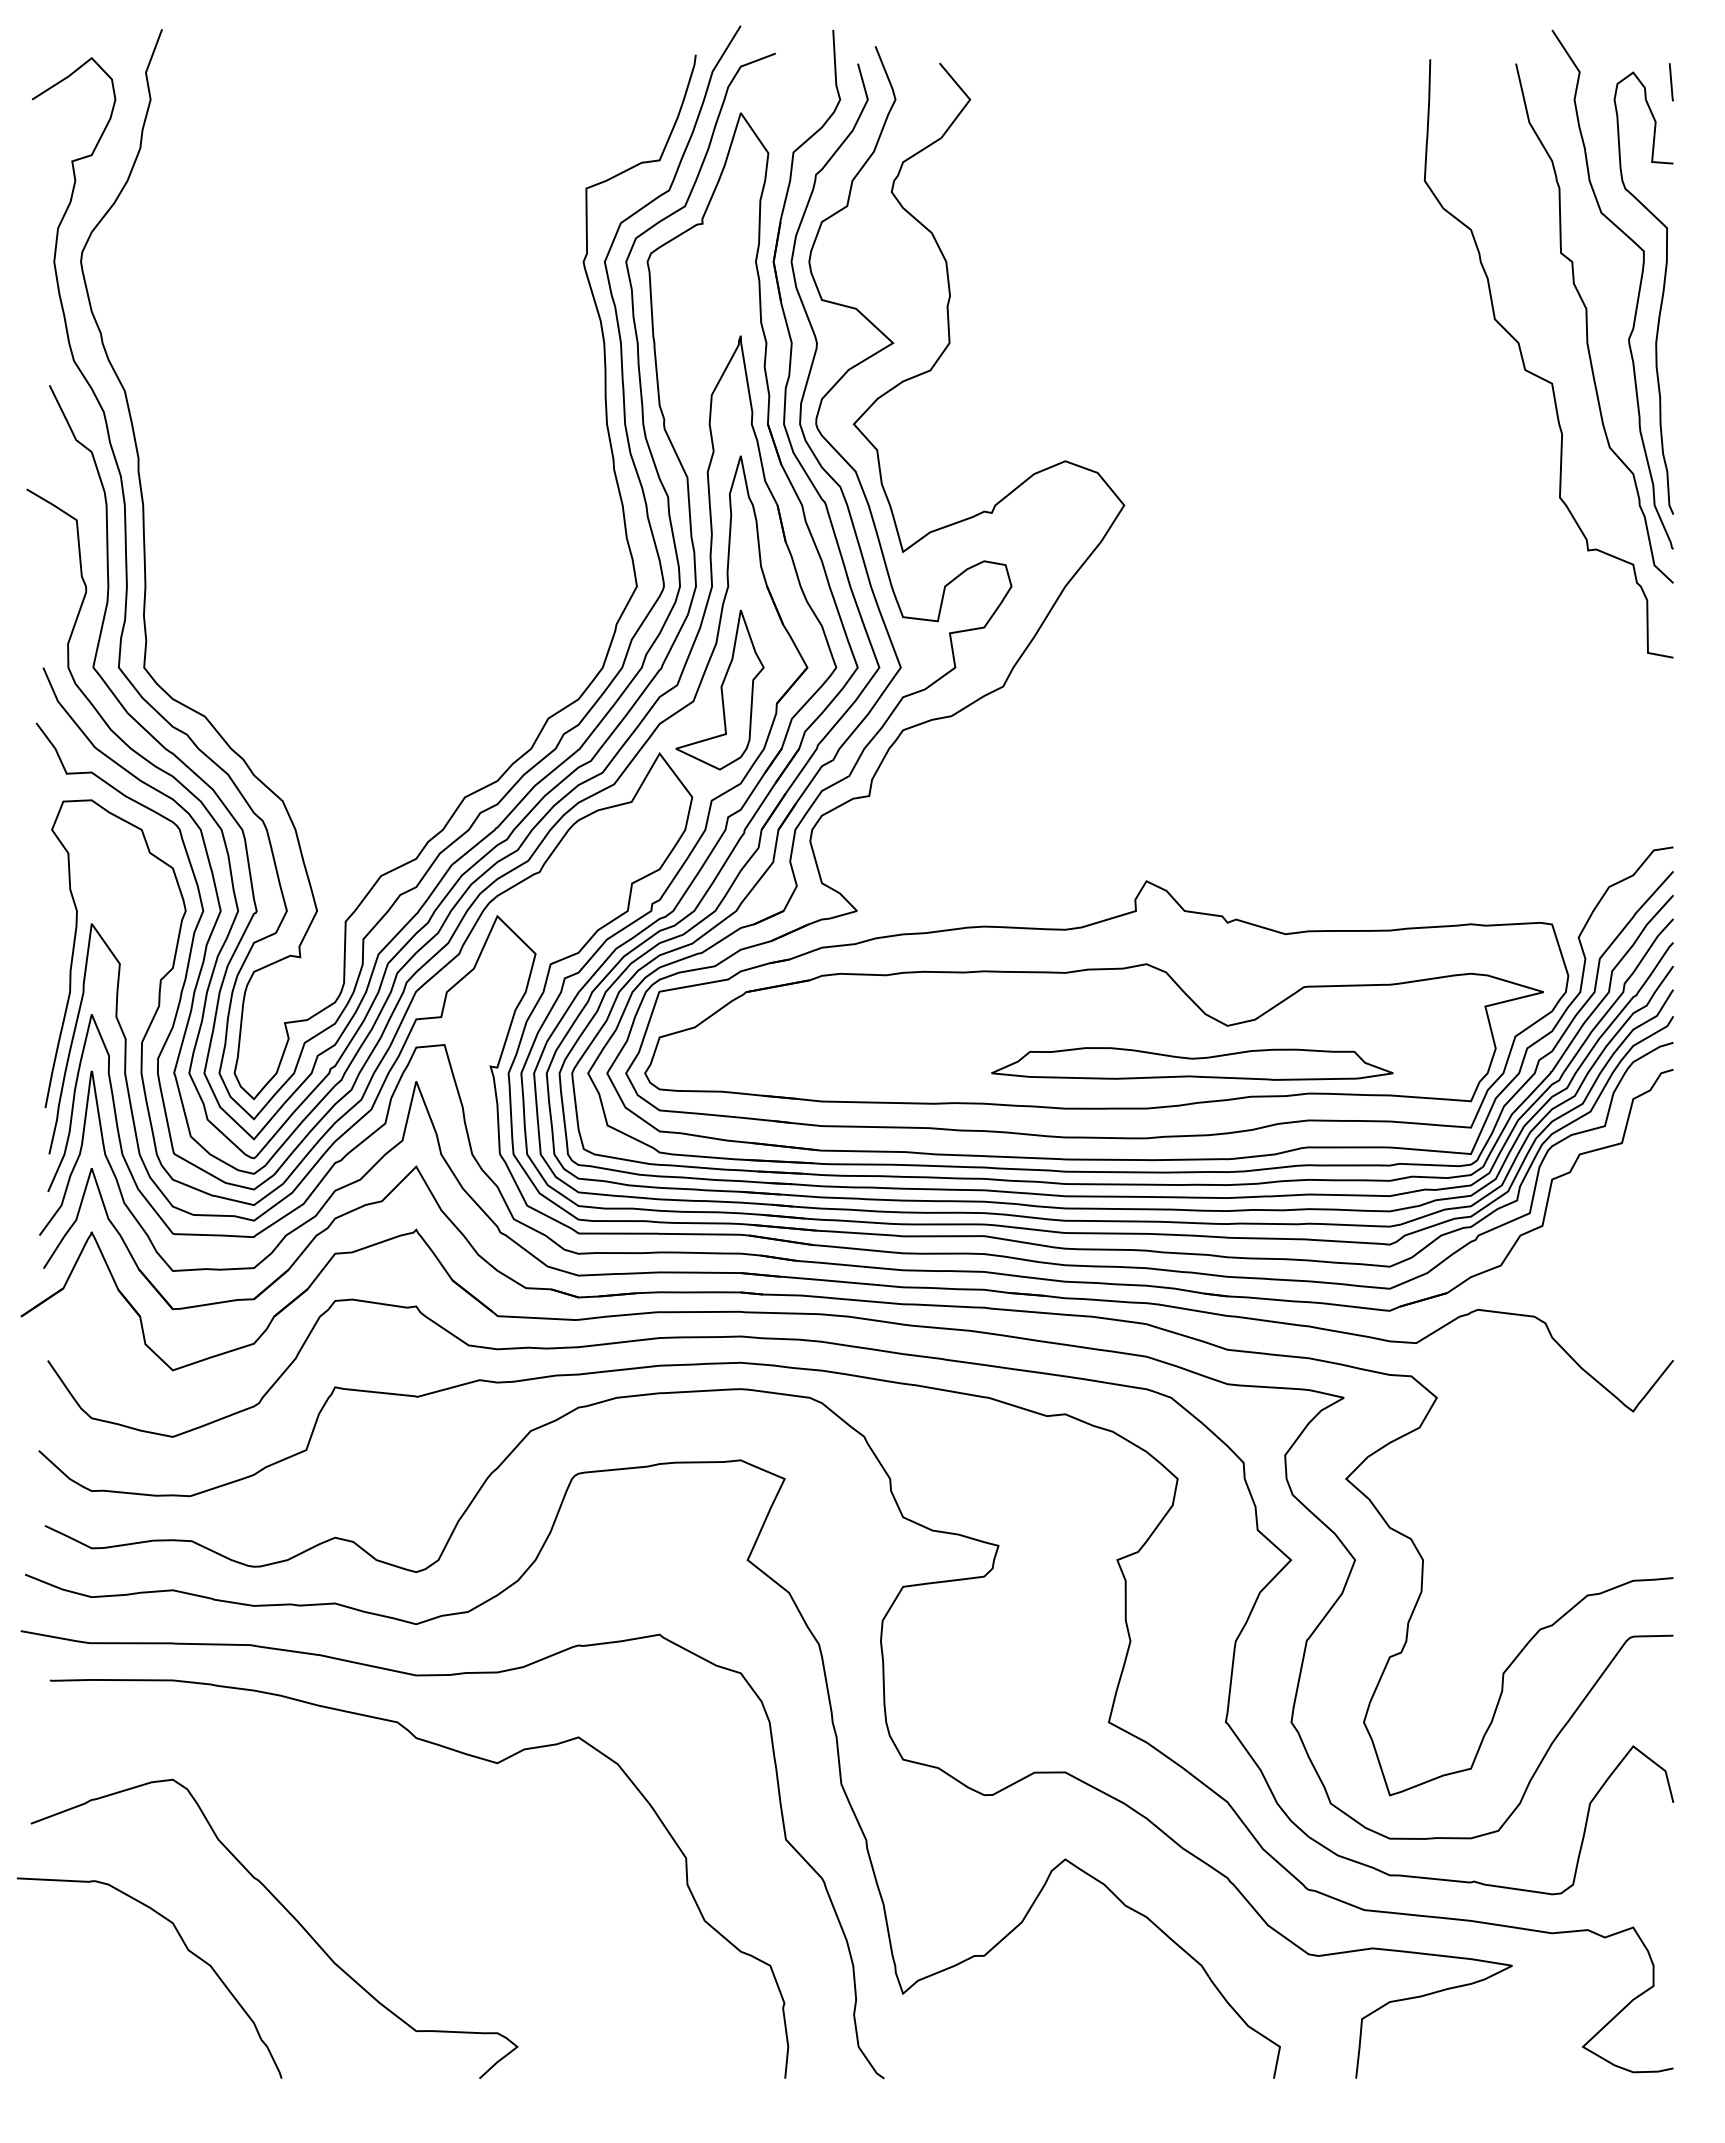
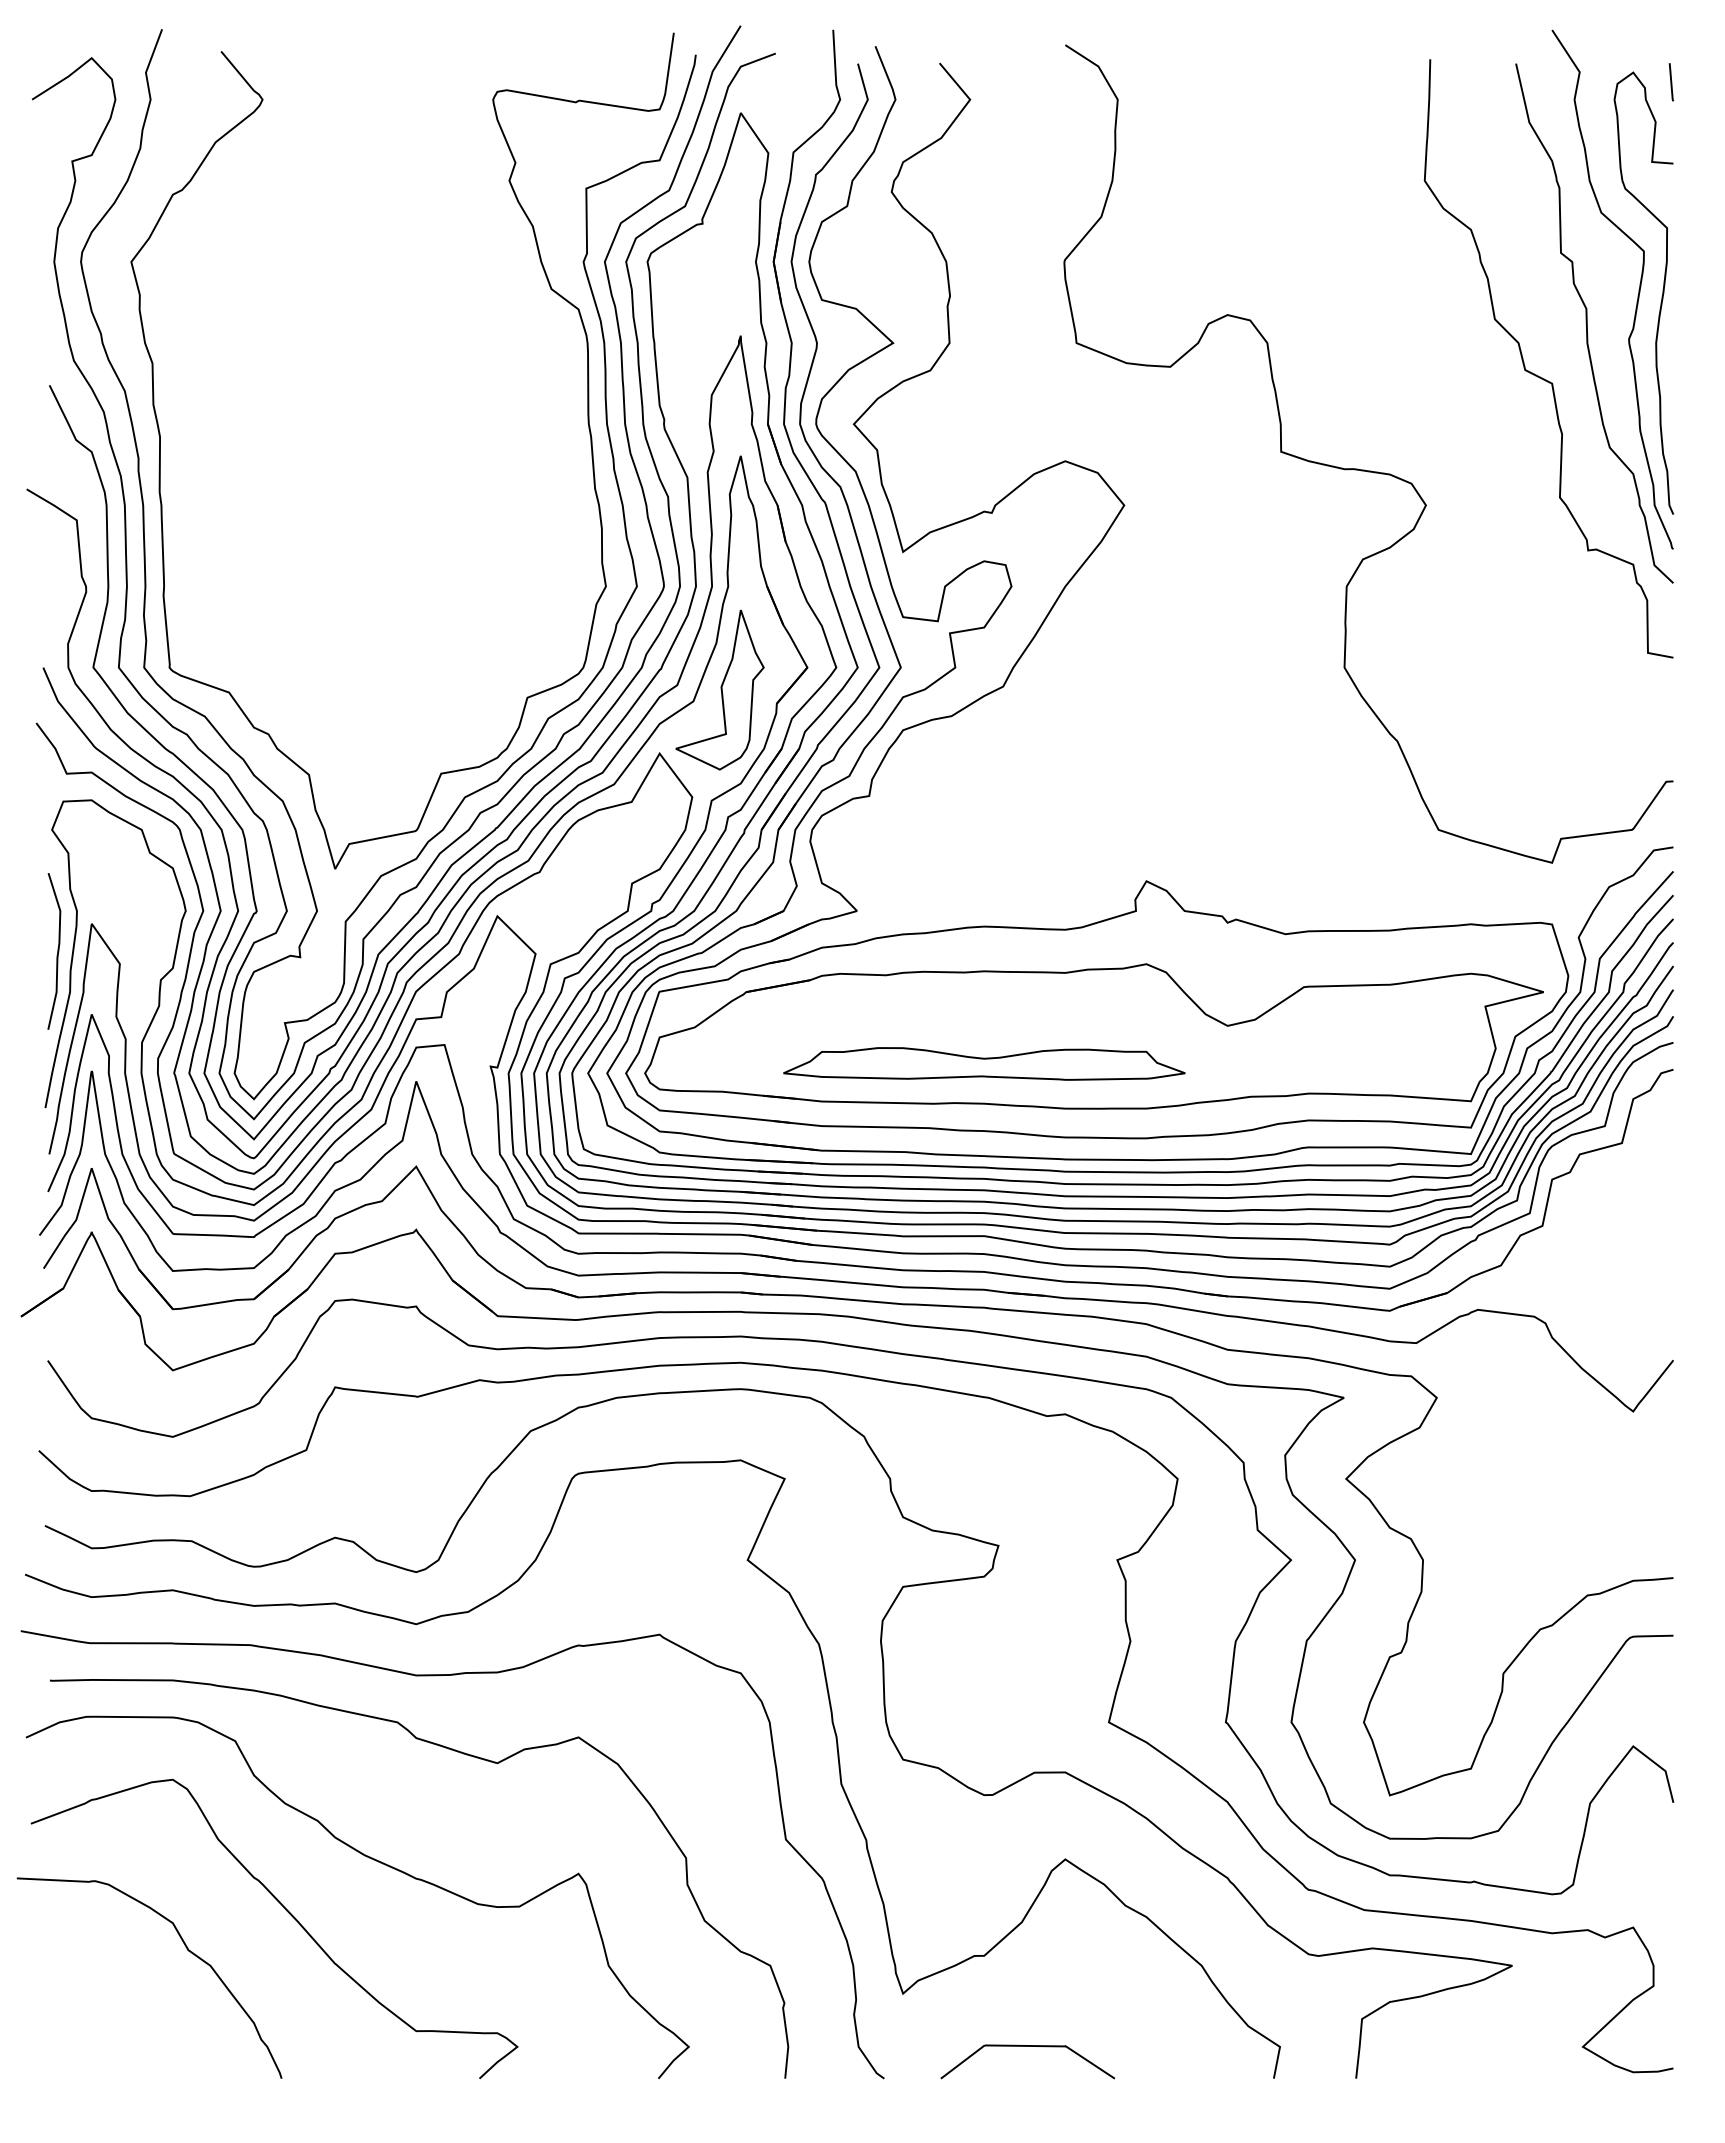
curve: none -> present (587, 423)
curve: none -> present (1364, 469)
curve: none -> present (57, 951)
part position: (1192, 1063) -> (984, 1063) (984, 1063)
curve: none -> present (373, 1860)
curve: none -> present (1027, 2046)
